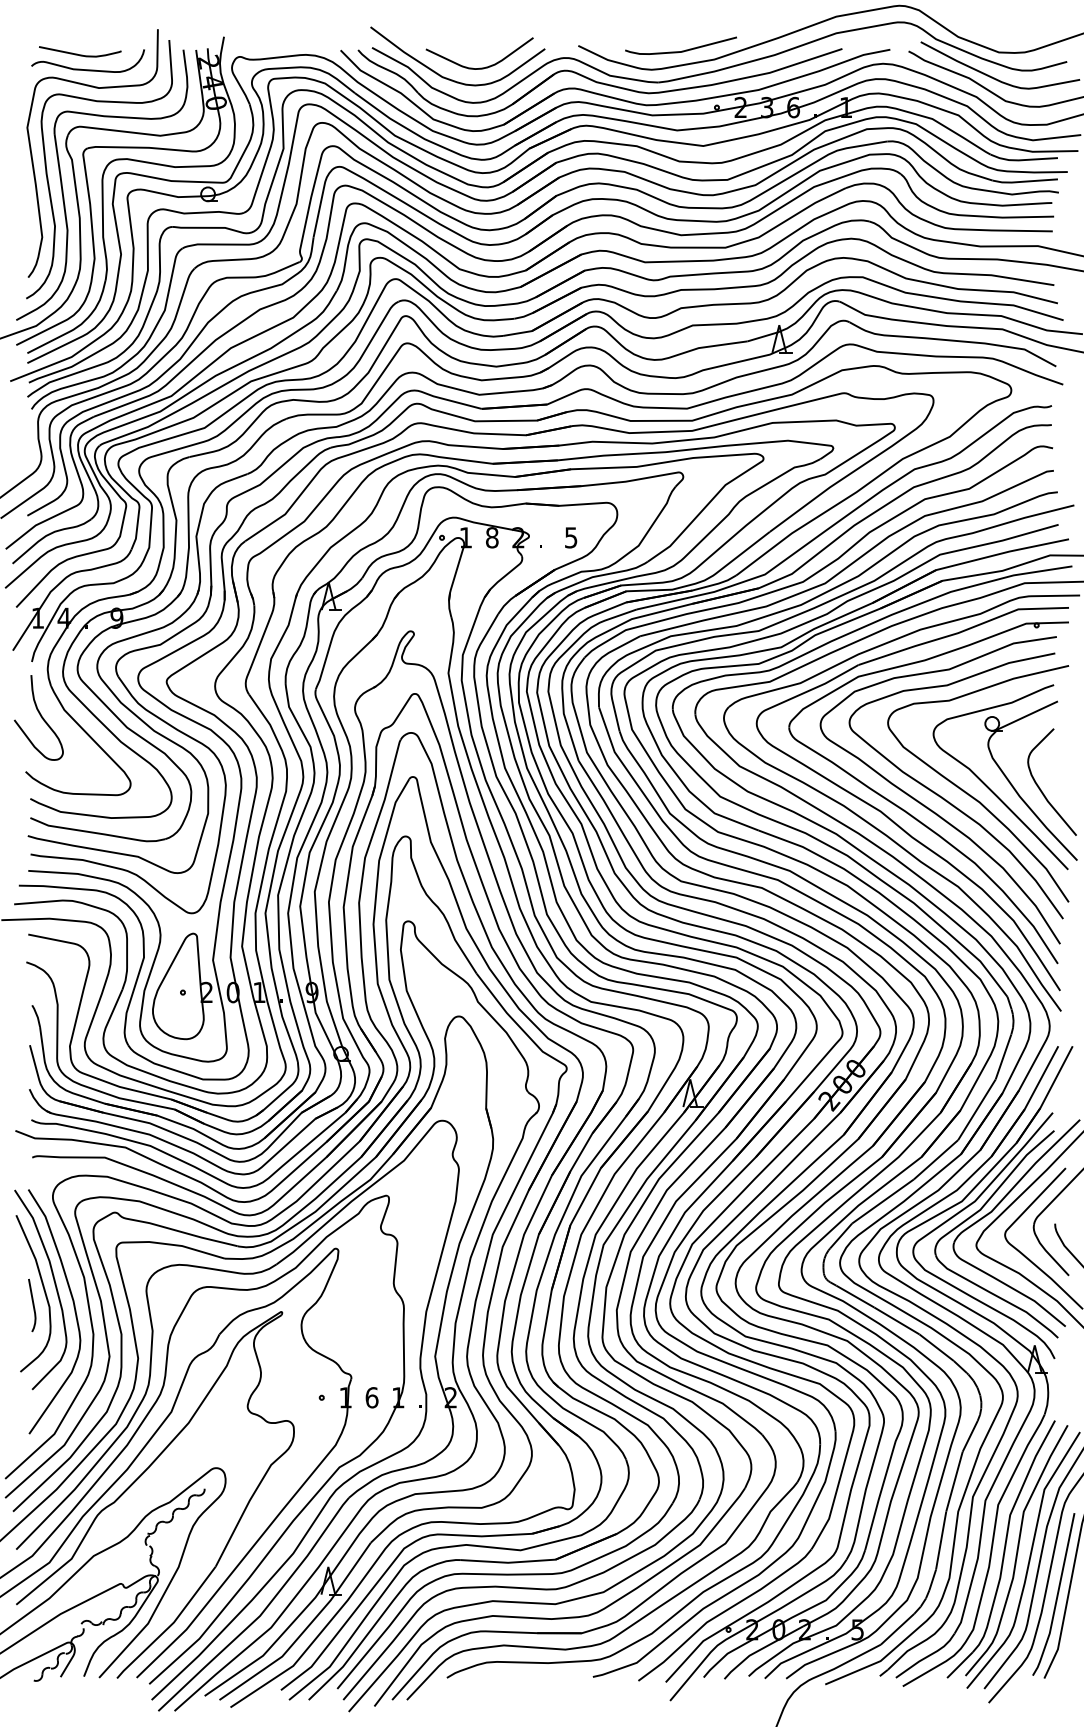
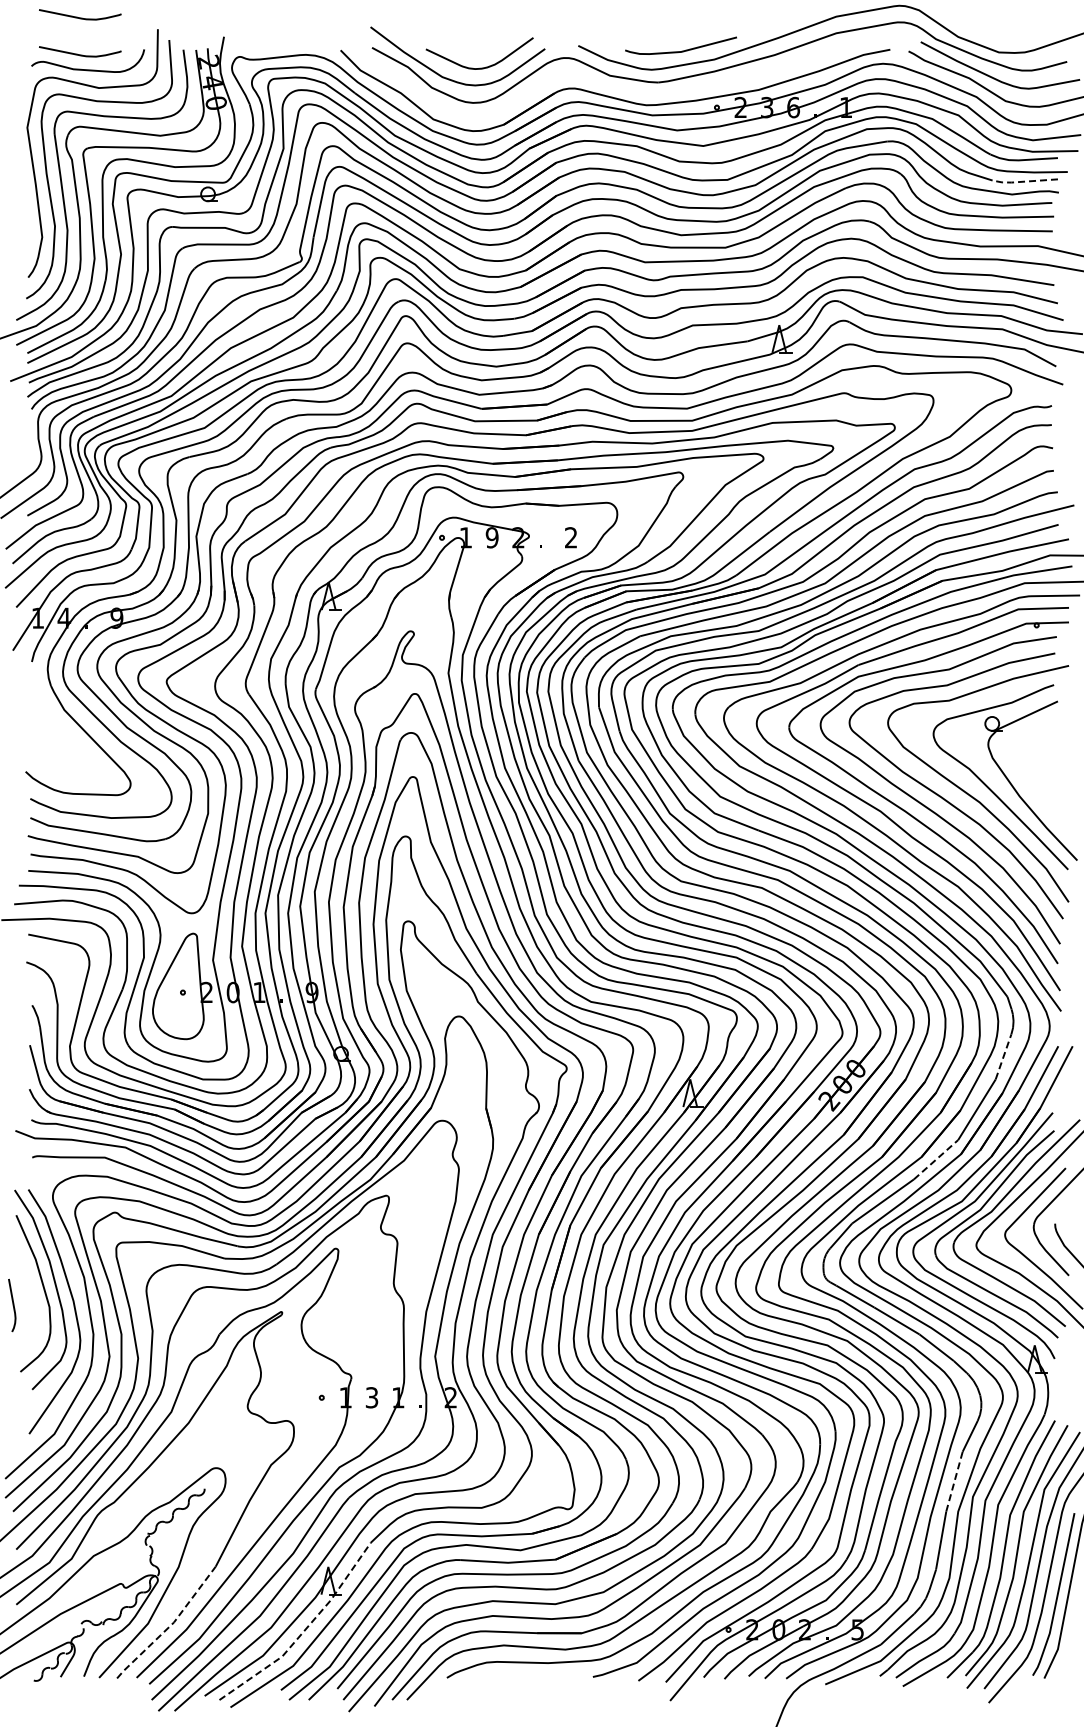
curve: none -> present (80, 17)
part: present -> none (599, 82)
line: solid -> dashed (1023, 181)
text: 8 -> 9 (491, 537)
text: 5 -> 2 (571, 537)
curve: present -> none (39, 715)
curve: present -> none (1041, 789)
line: solid -> dashed (1003, 1056)
line: solid -> dashed (936, 1159)
curve position: (32, 1305) -> (12, 1305) (12, 1305)
text: 6 -> 3 (371, 1397)
line: solid -> dashed (954, 1481)
line: solid -> dashed (170, 1625)
line: solid -> dashed (304, 1630)
